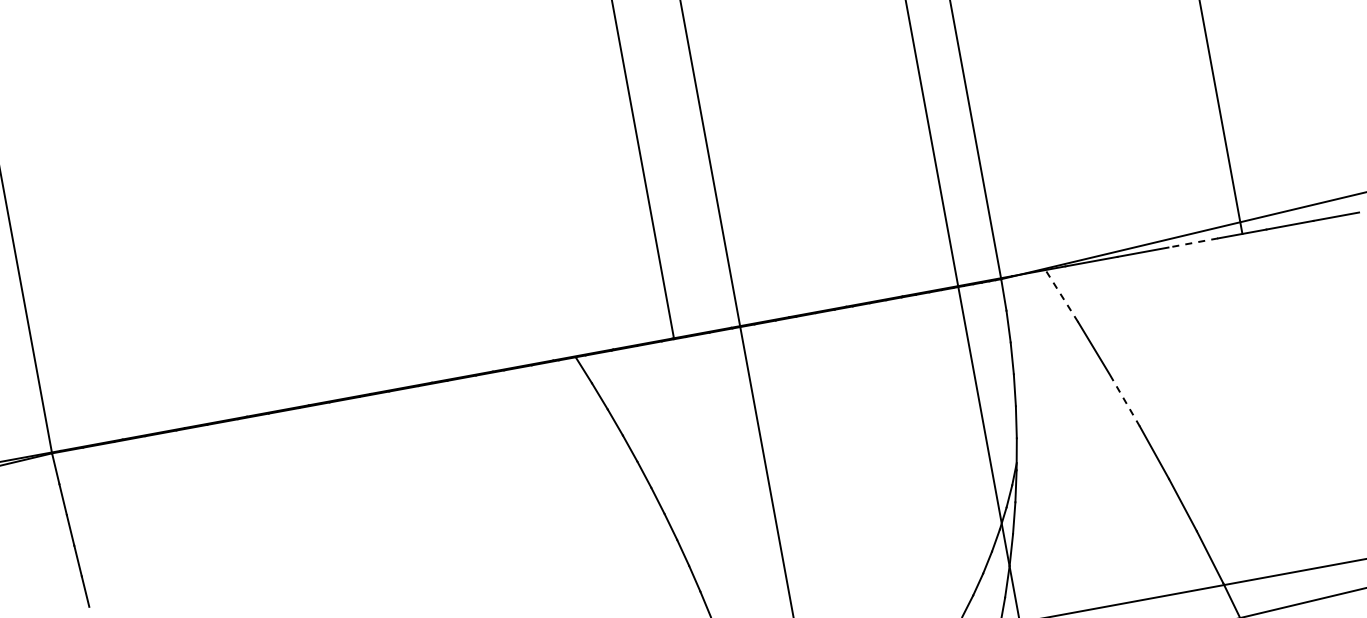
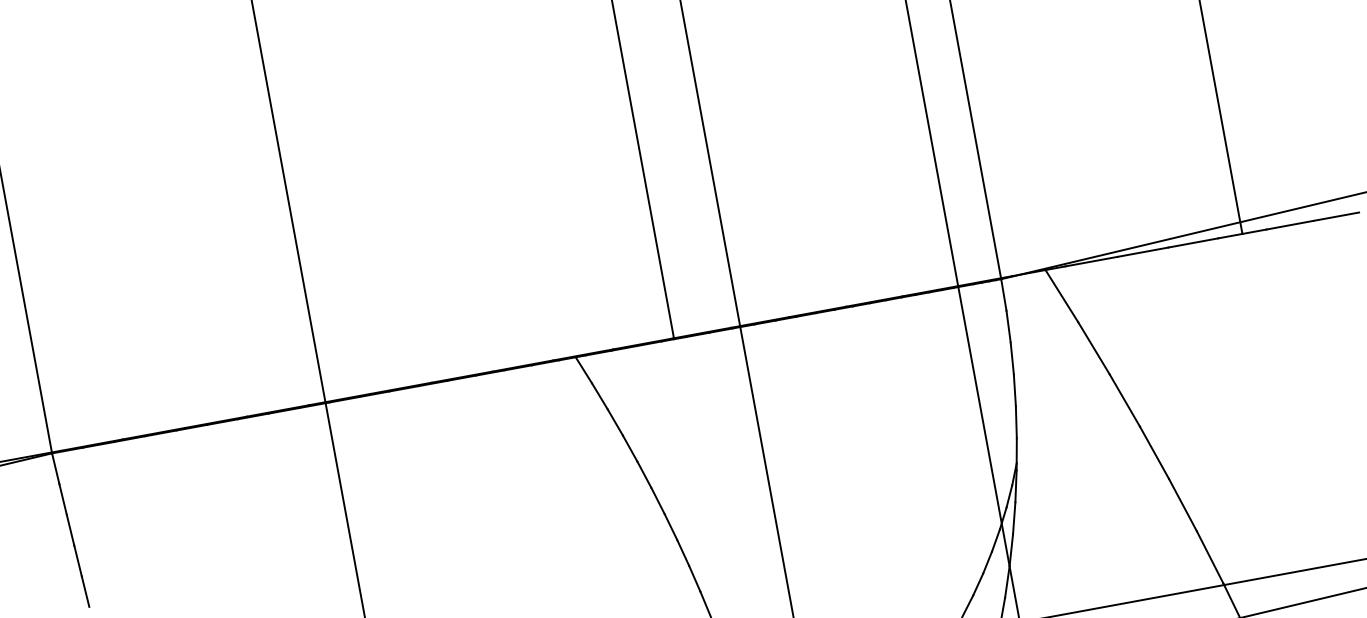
line: dashed -> solid (1192, 243)
line: dashed -> solid (1061, 296)
line: none -> present (308, 308)
line: dashed -> solid (1124, 400)
